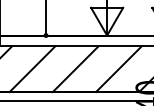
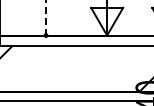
line: solid -> dashed (46, 17)
line: present -> none (32, 69)
line: present -> none (75, 69)
line: present -> none (118, 69)
